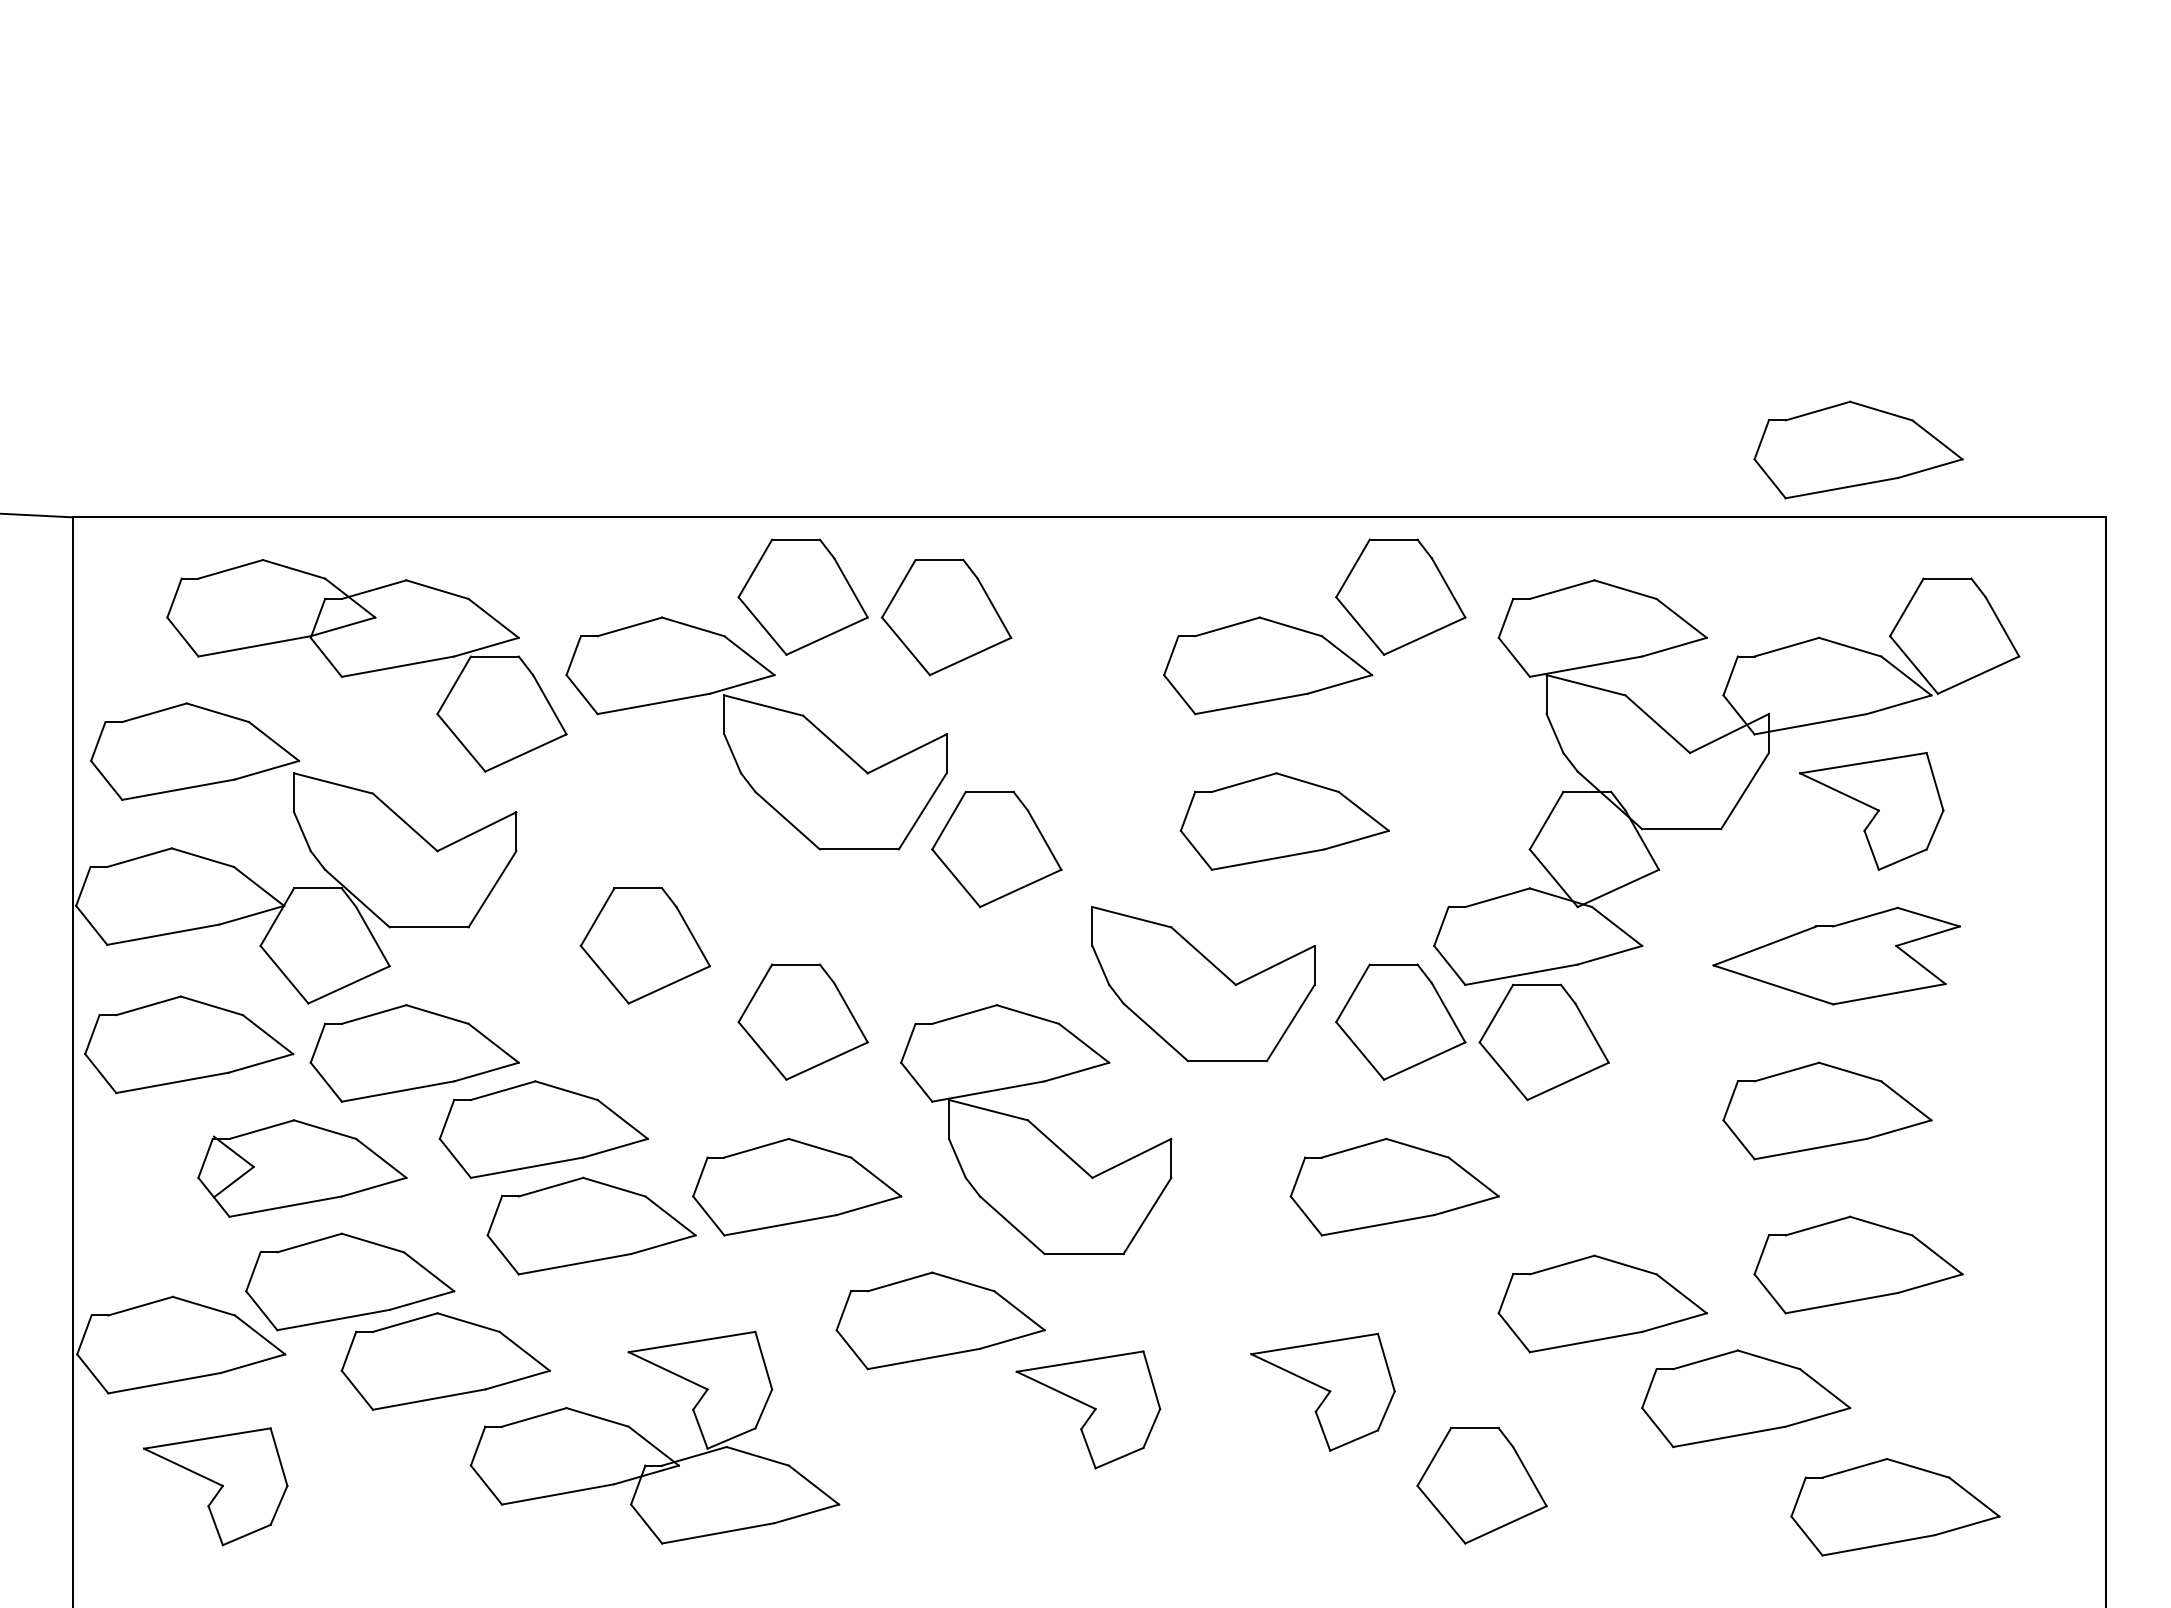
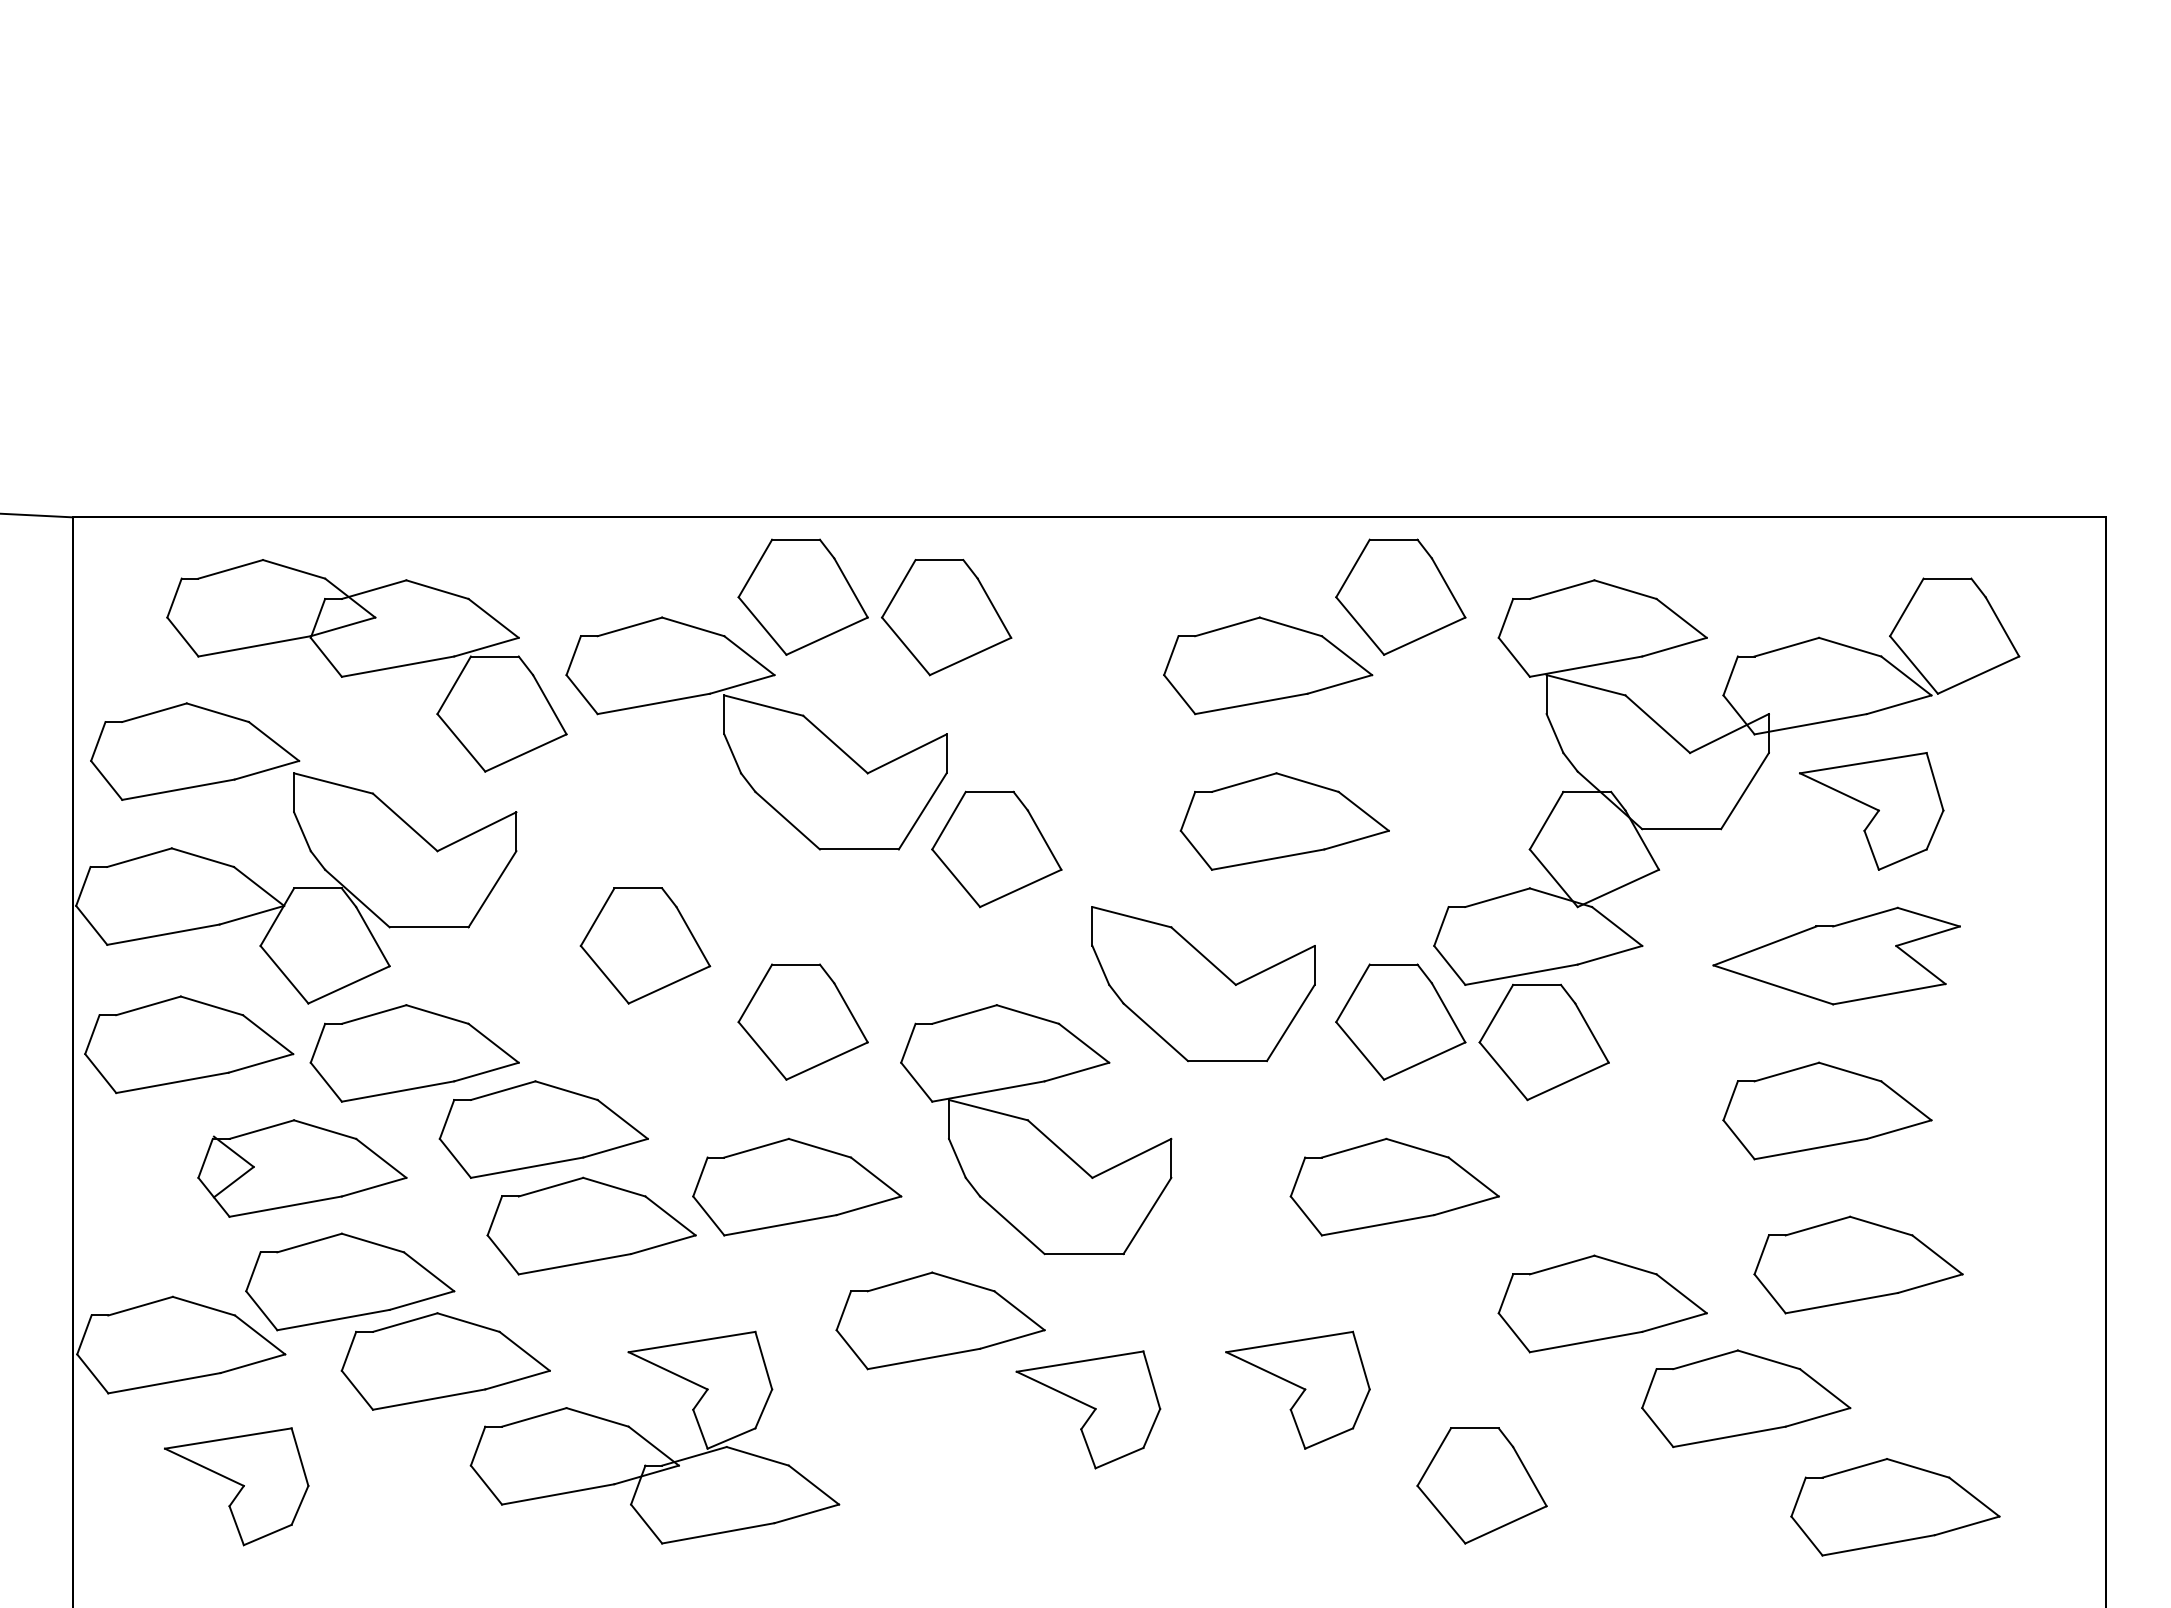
part: present -> none (1858, 449)
part position: (1322, 1391) -> (1297, 1389) (1297, 1389)
part position: (215, 1486) -> (236, 1486) (236, 1486)
